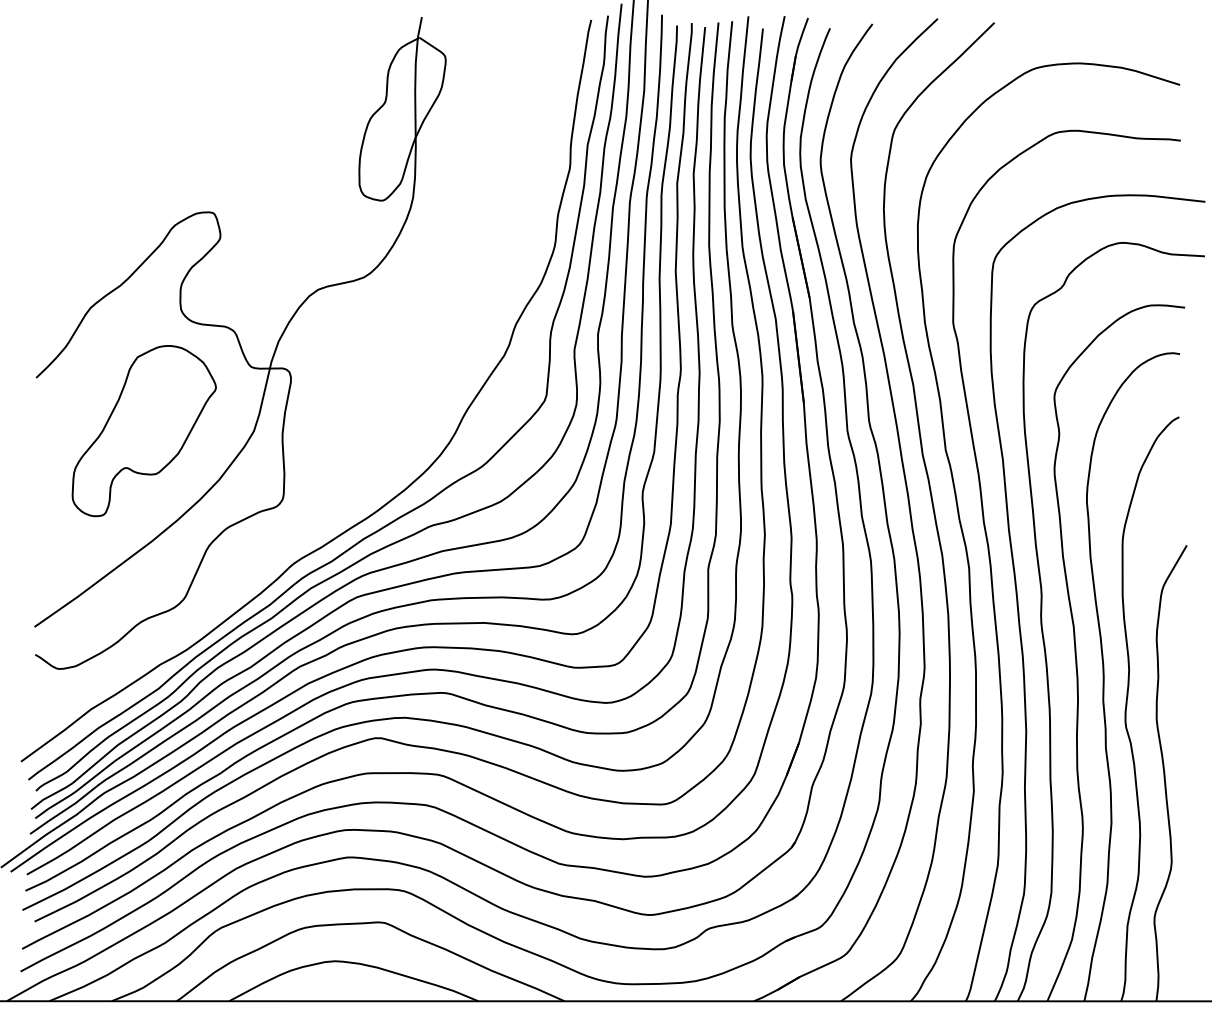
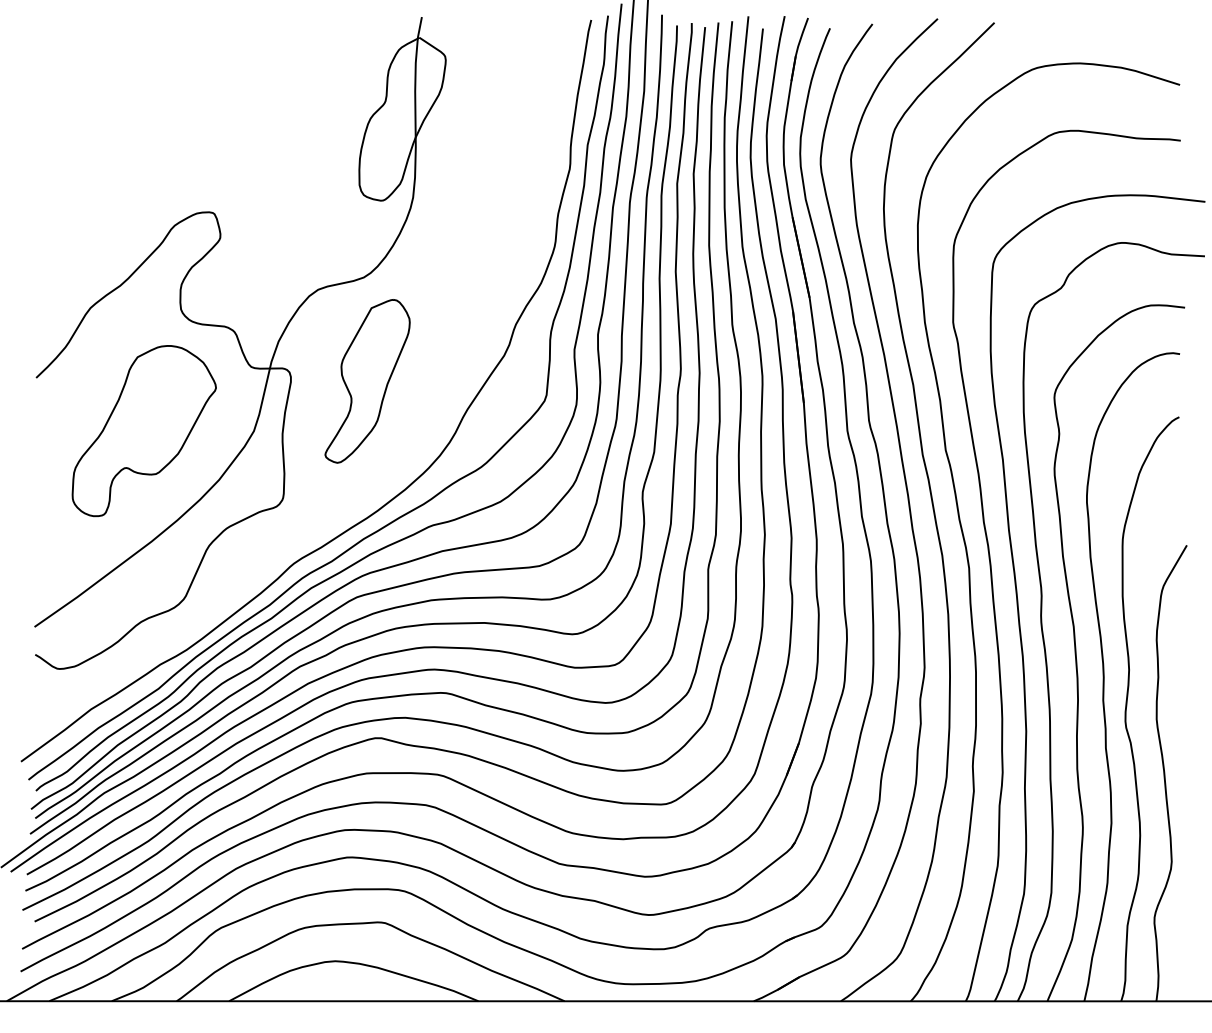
part: none -> present (367, 381)
